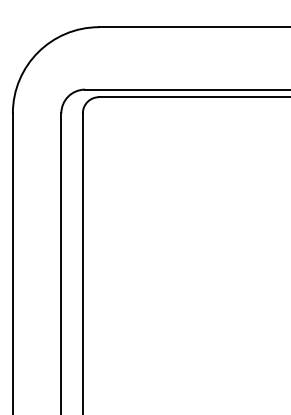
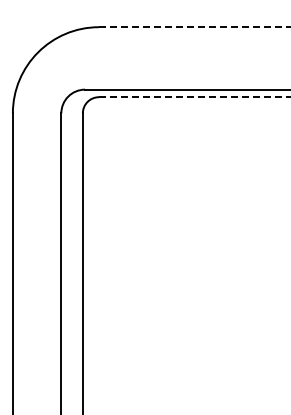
line: solid -> dashed (195, 27)
line: solid -> dashed (194, 97)
